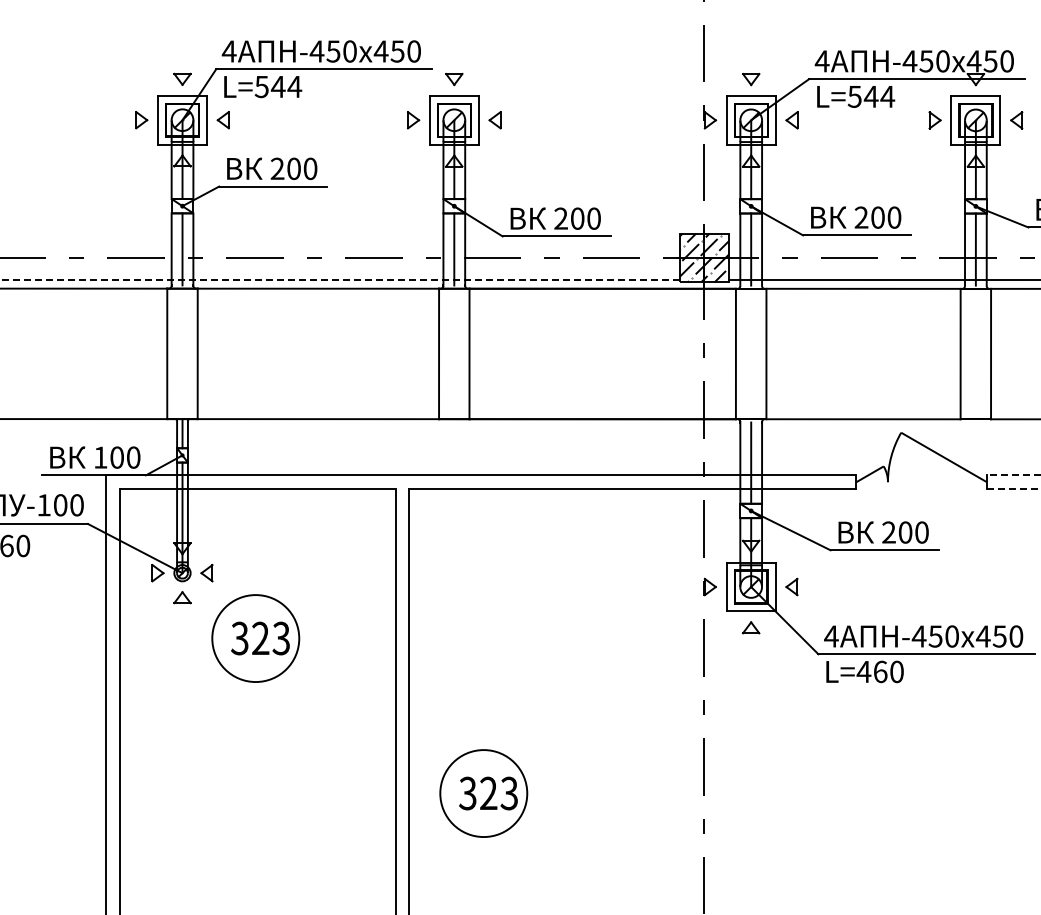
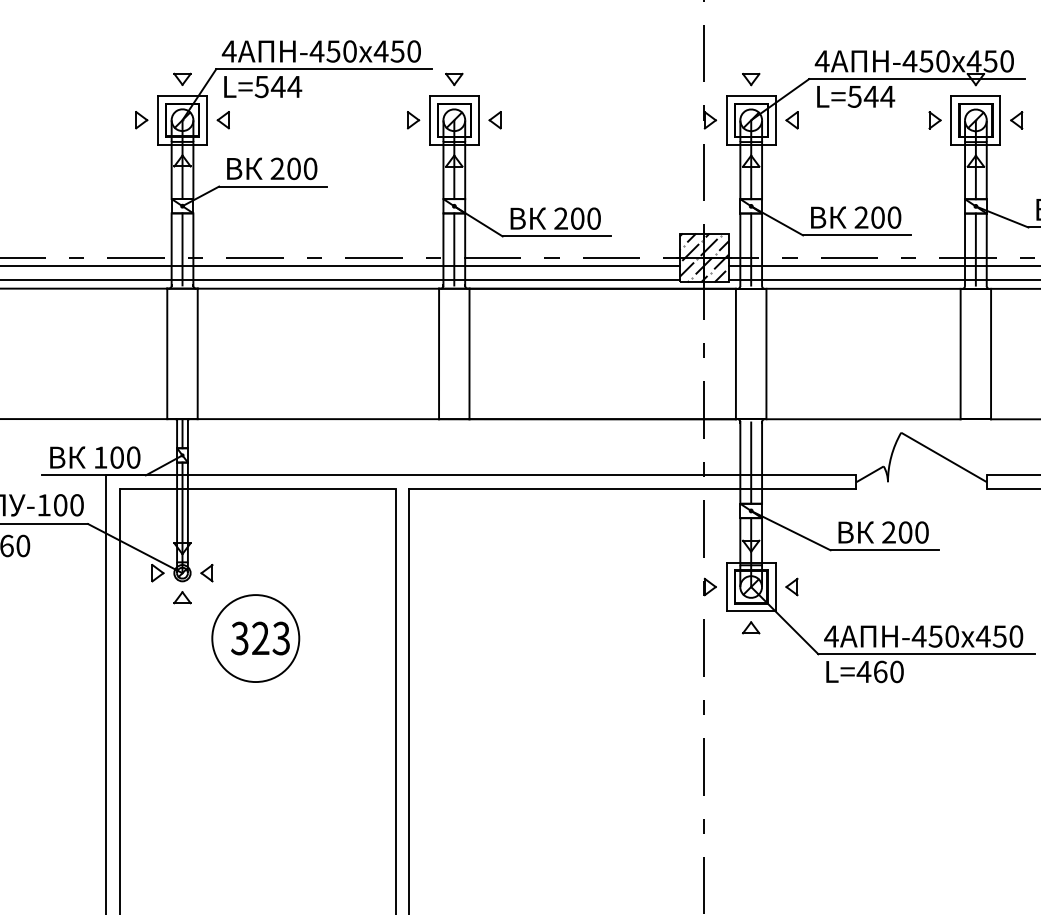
line: none -> present (340, 266)
line: none -> present (882, 266)
line: dashed -> solid (340, 279)
line: dashed -> solid (1040, 475)
part: present -> none (483, 793)
